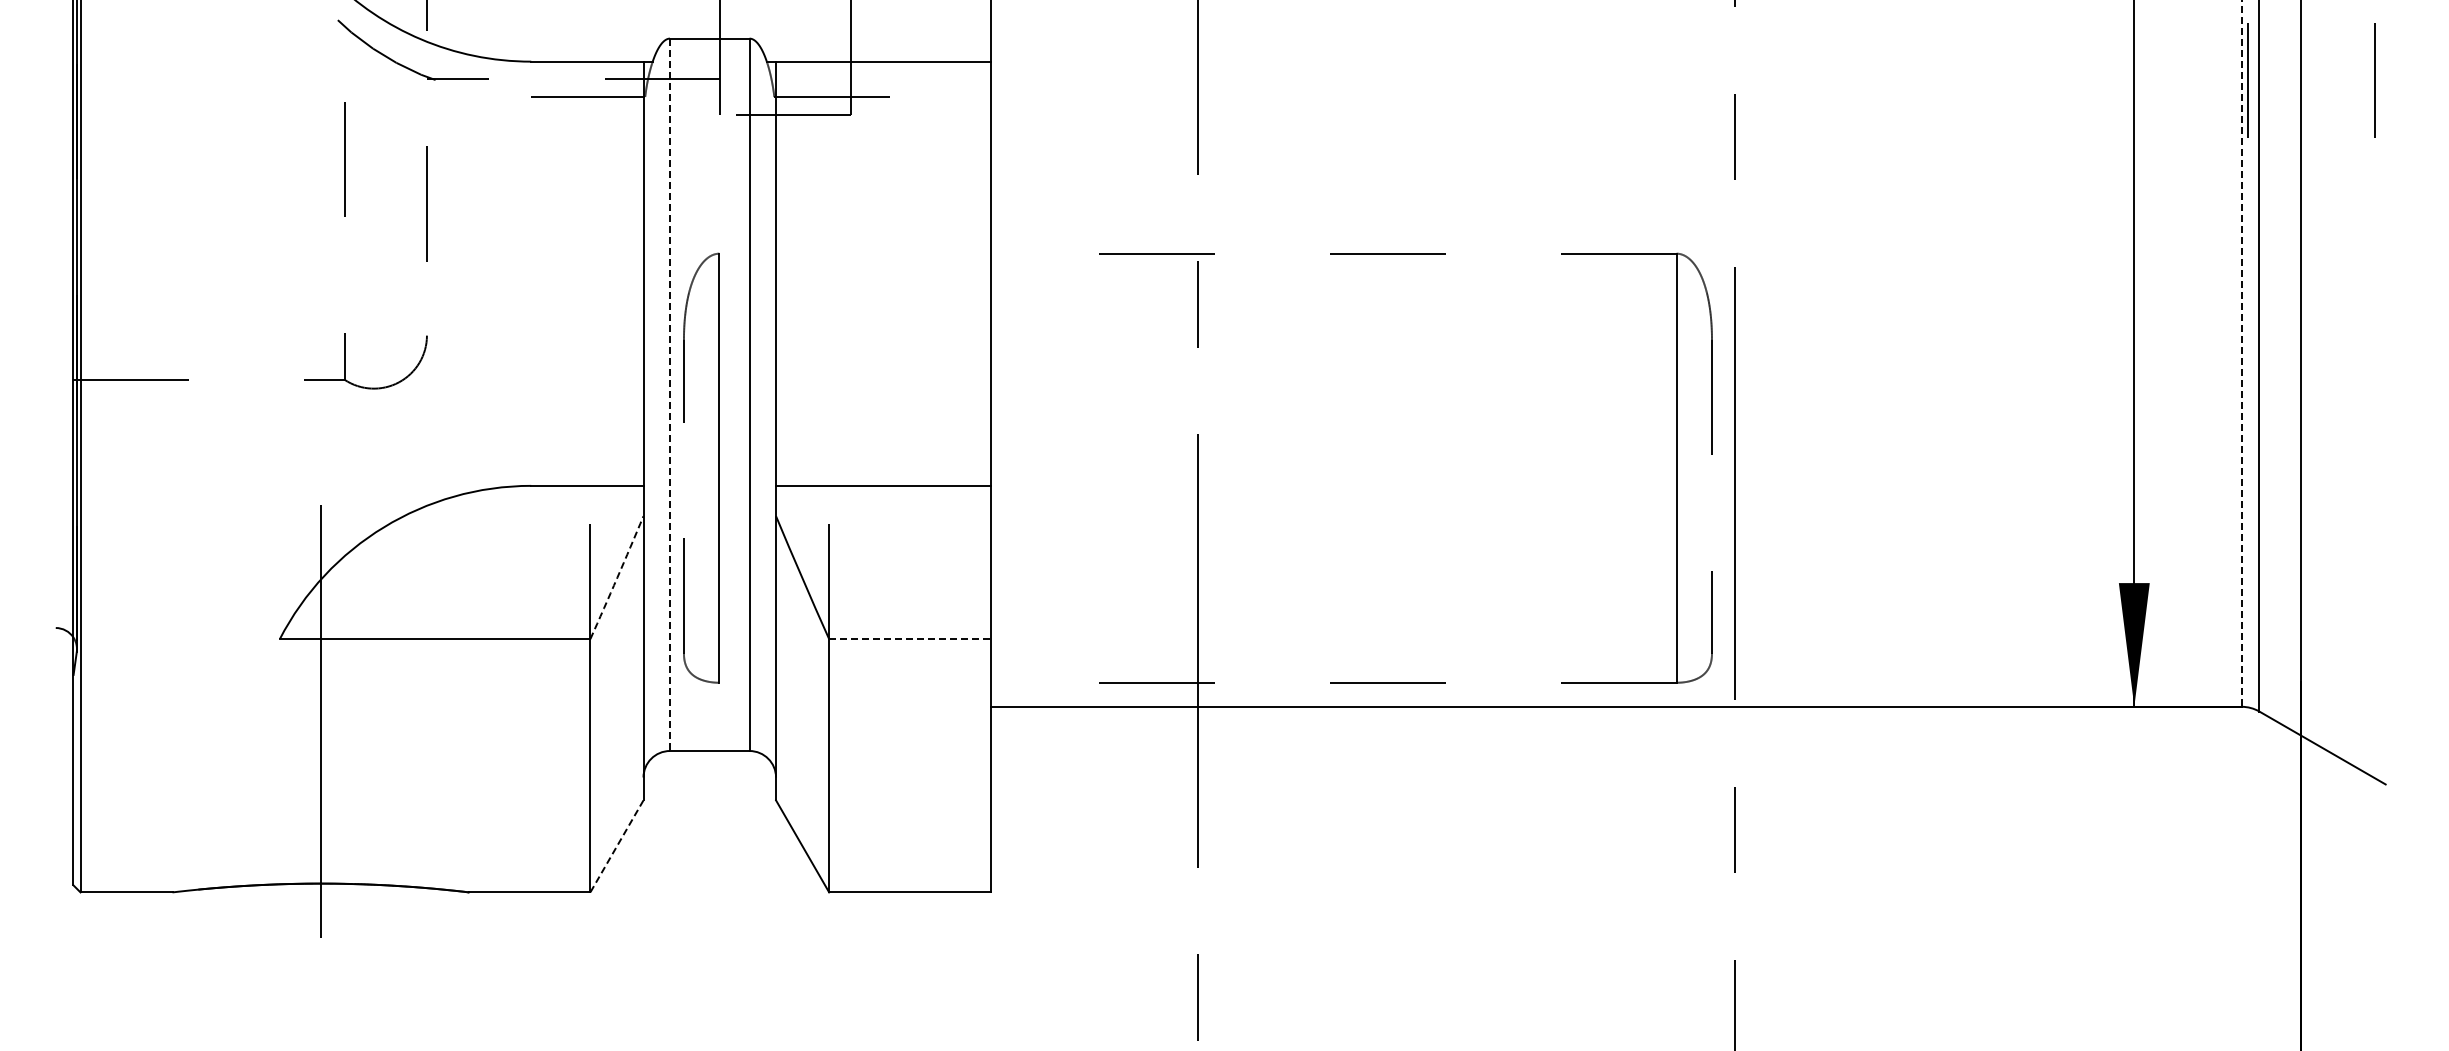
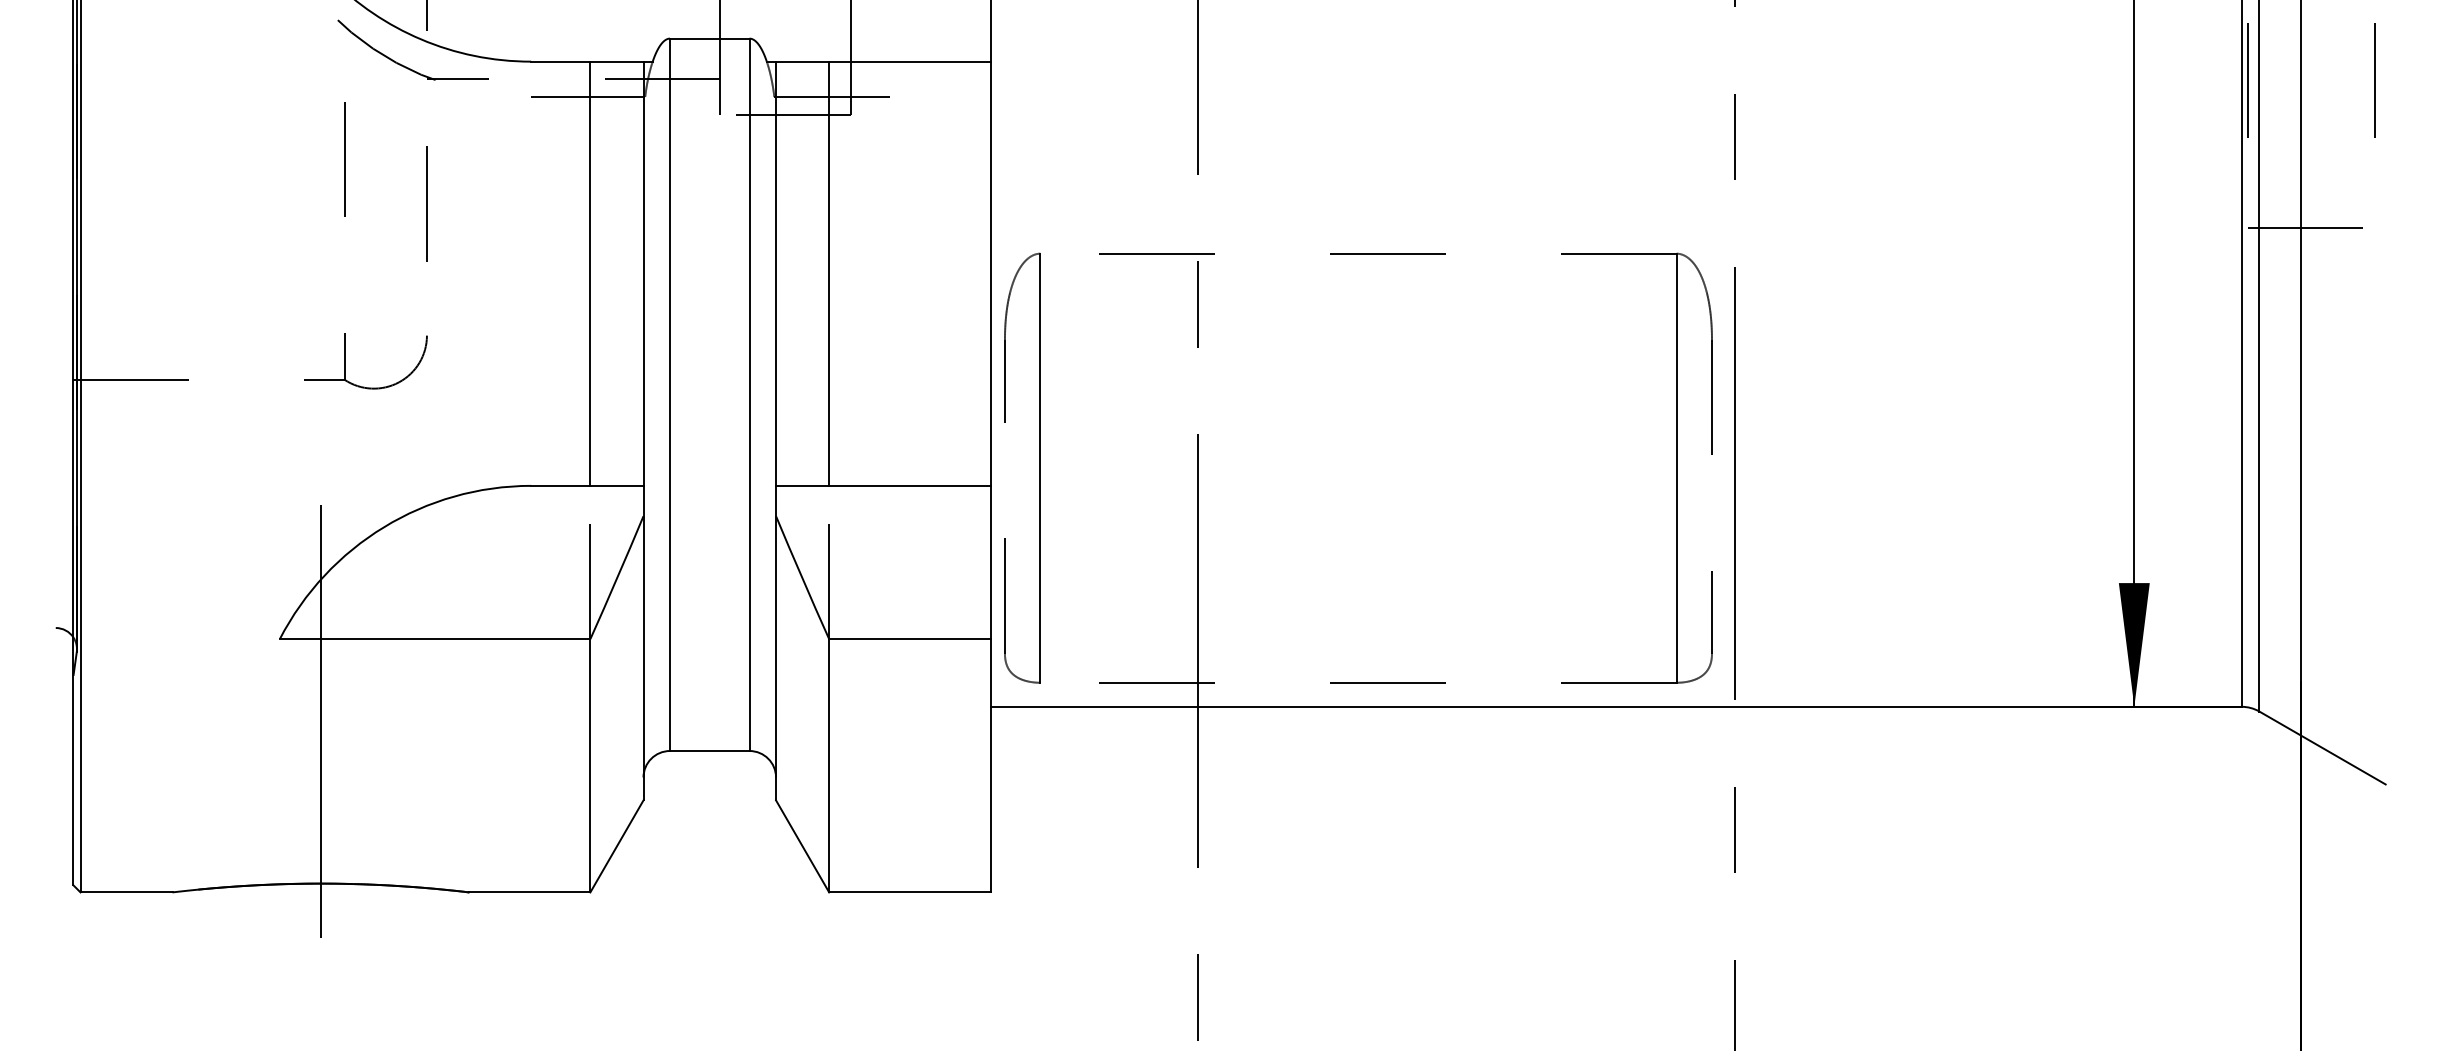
line: none -> present (2310, 227)
line: none -> present (590, 273)
line: none -> present (829, 273)
line: dashed -> solid (2241, 353)
line: dashed -> solid (670, 395)
part position: (718, 467) -> (1039, 467) (1039, 467)
arc: dashed -> solid (617, 577)
line: dashed -> solid (910, 639)
line: dashed -> solid (616, 846)
